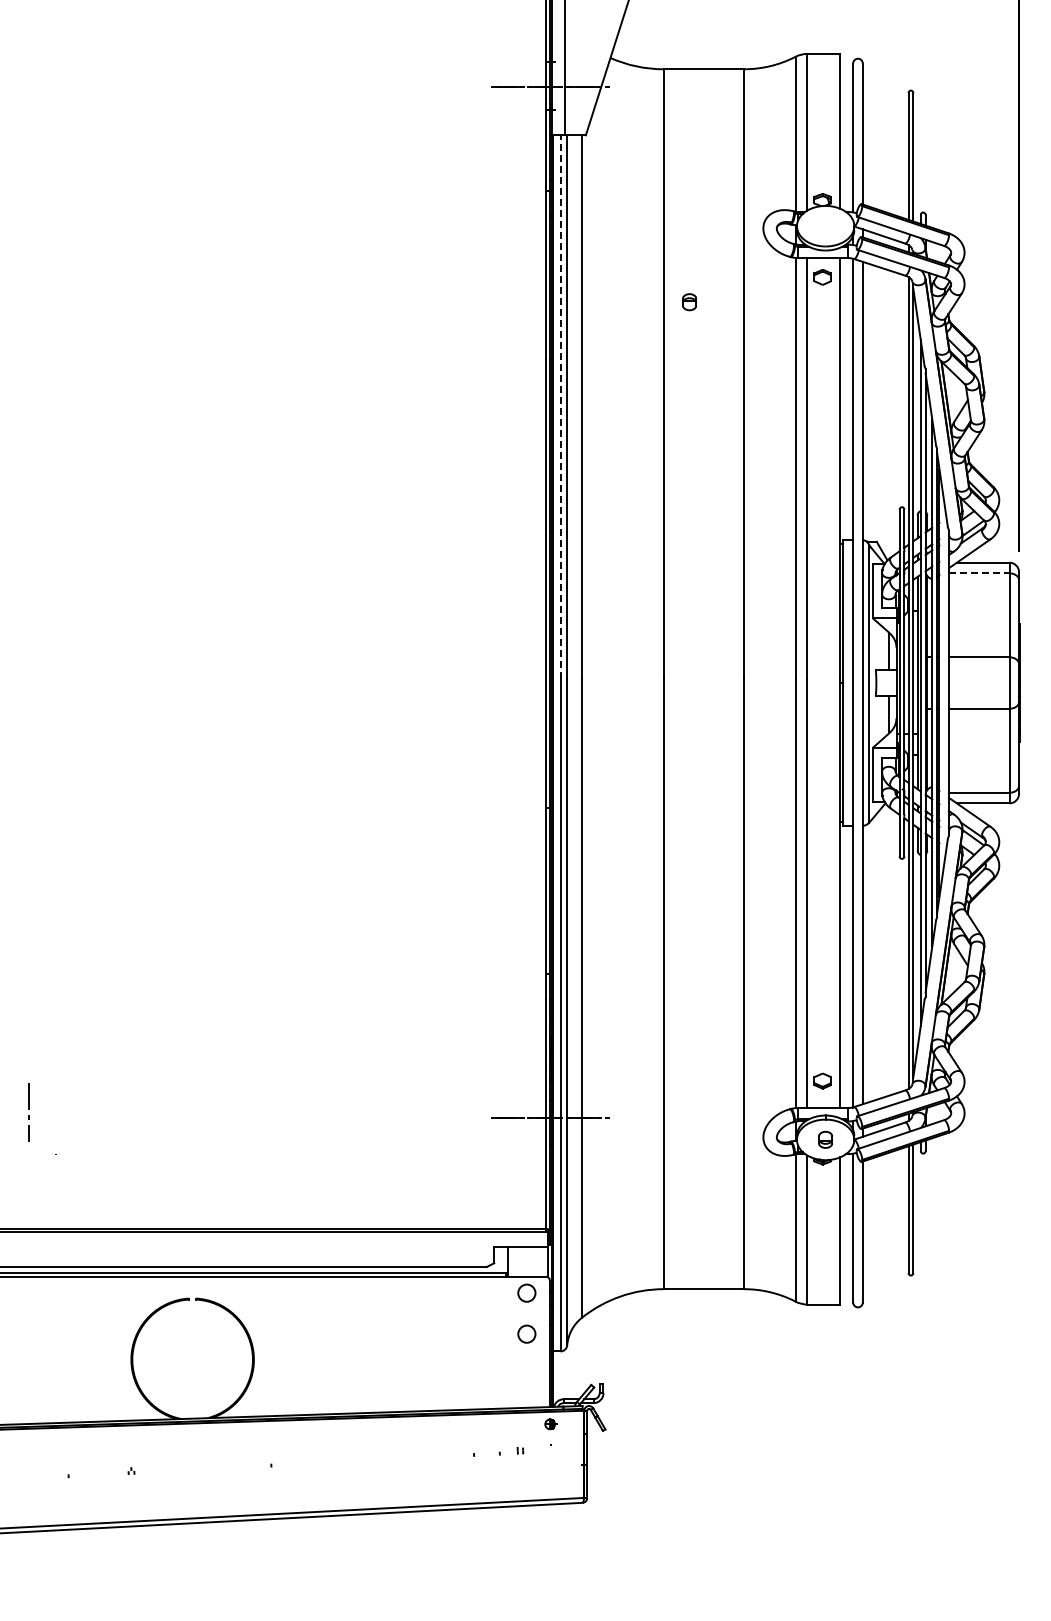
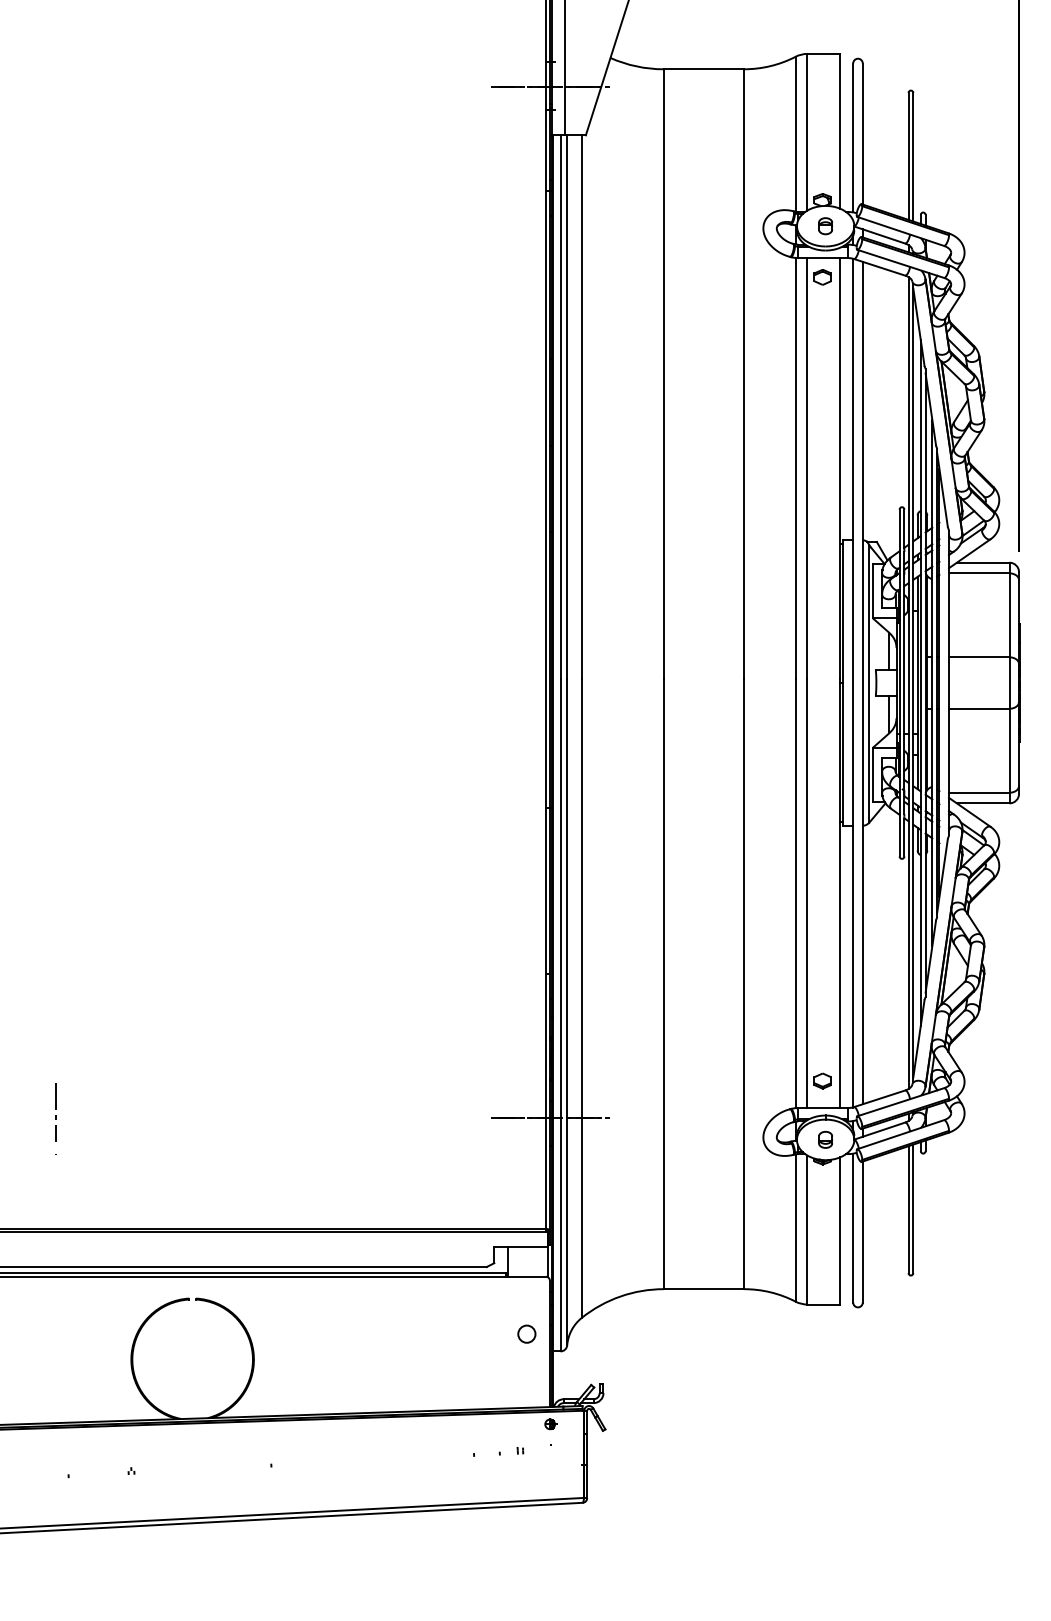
part position: (689, 302) -> (825, 226) (825, 226)
line: dashed -> solid (560, 407)
line: dashed -> solid (979, 573)
line position: (28, 1109) -> (55, 1109) (55, 1109)
circle: present -> none (526, 1292)
